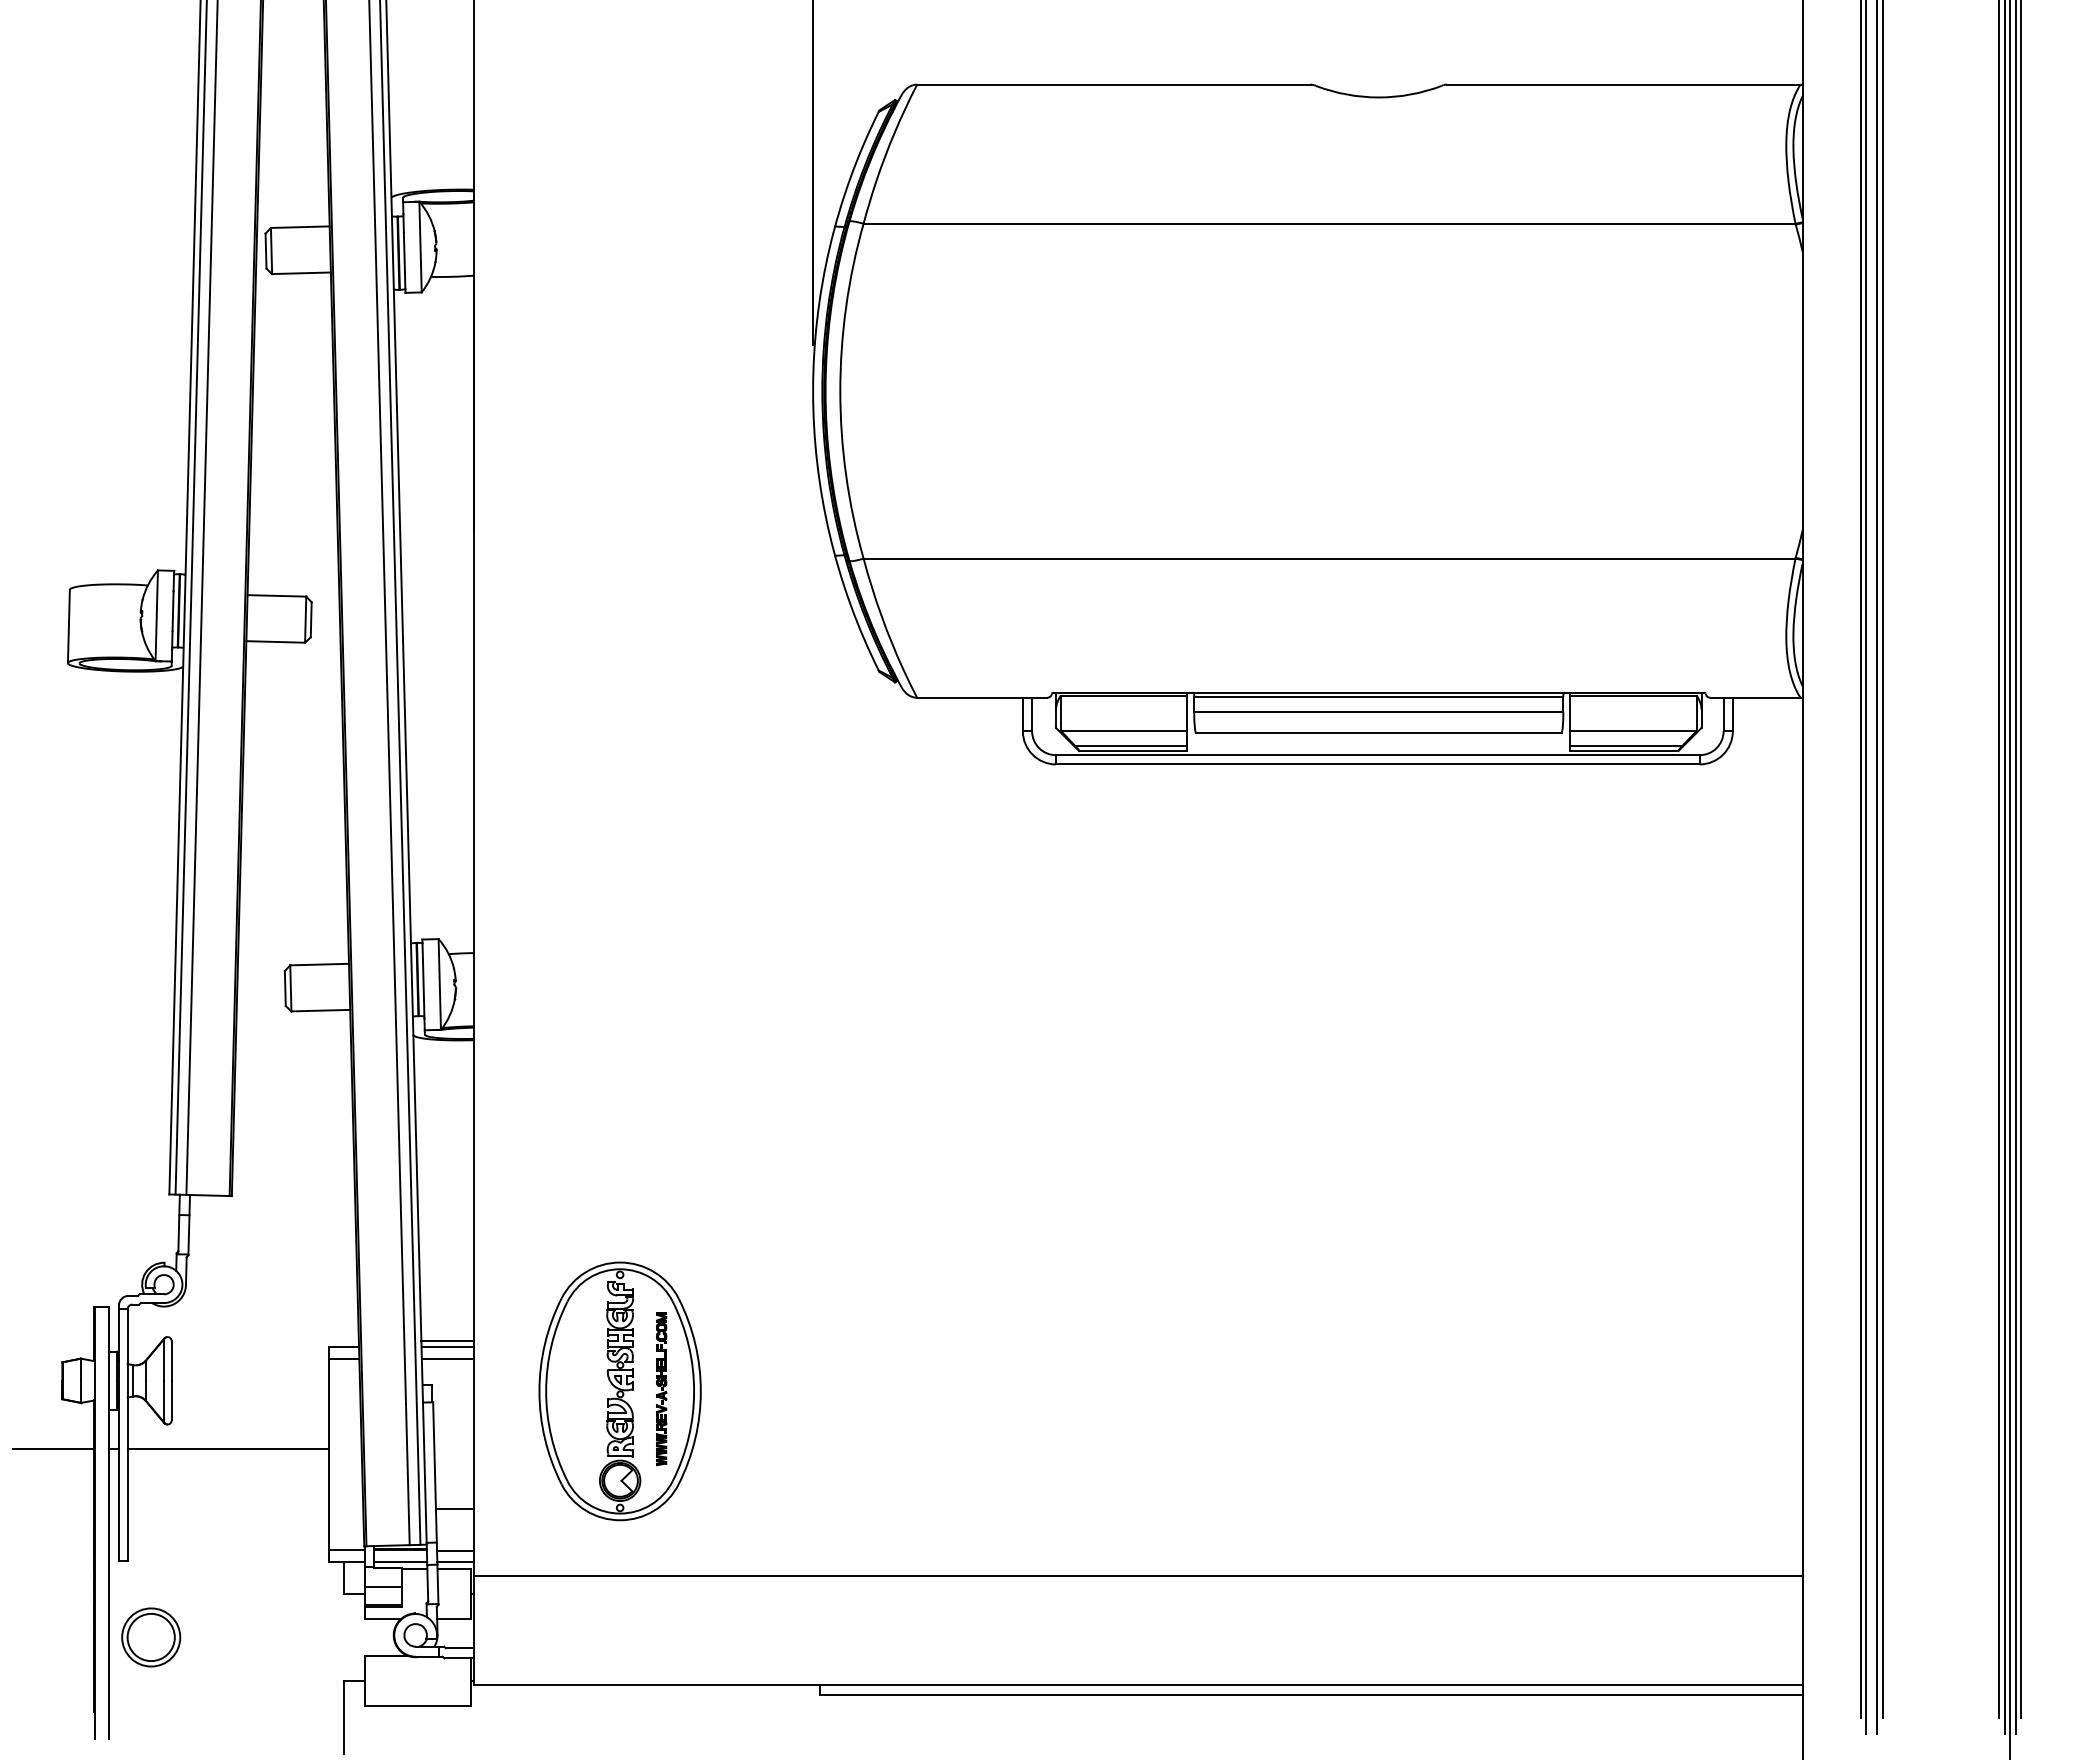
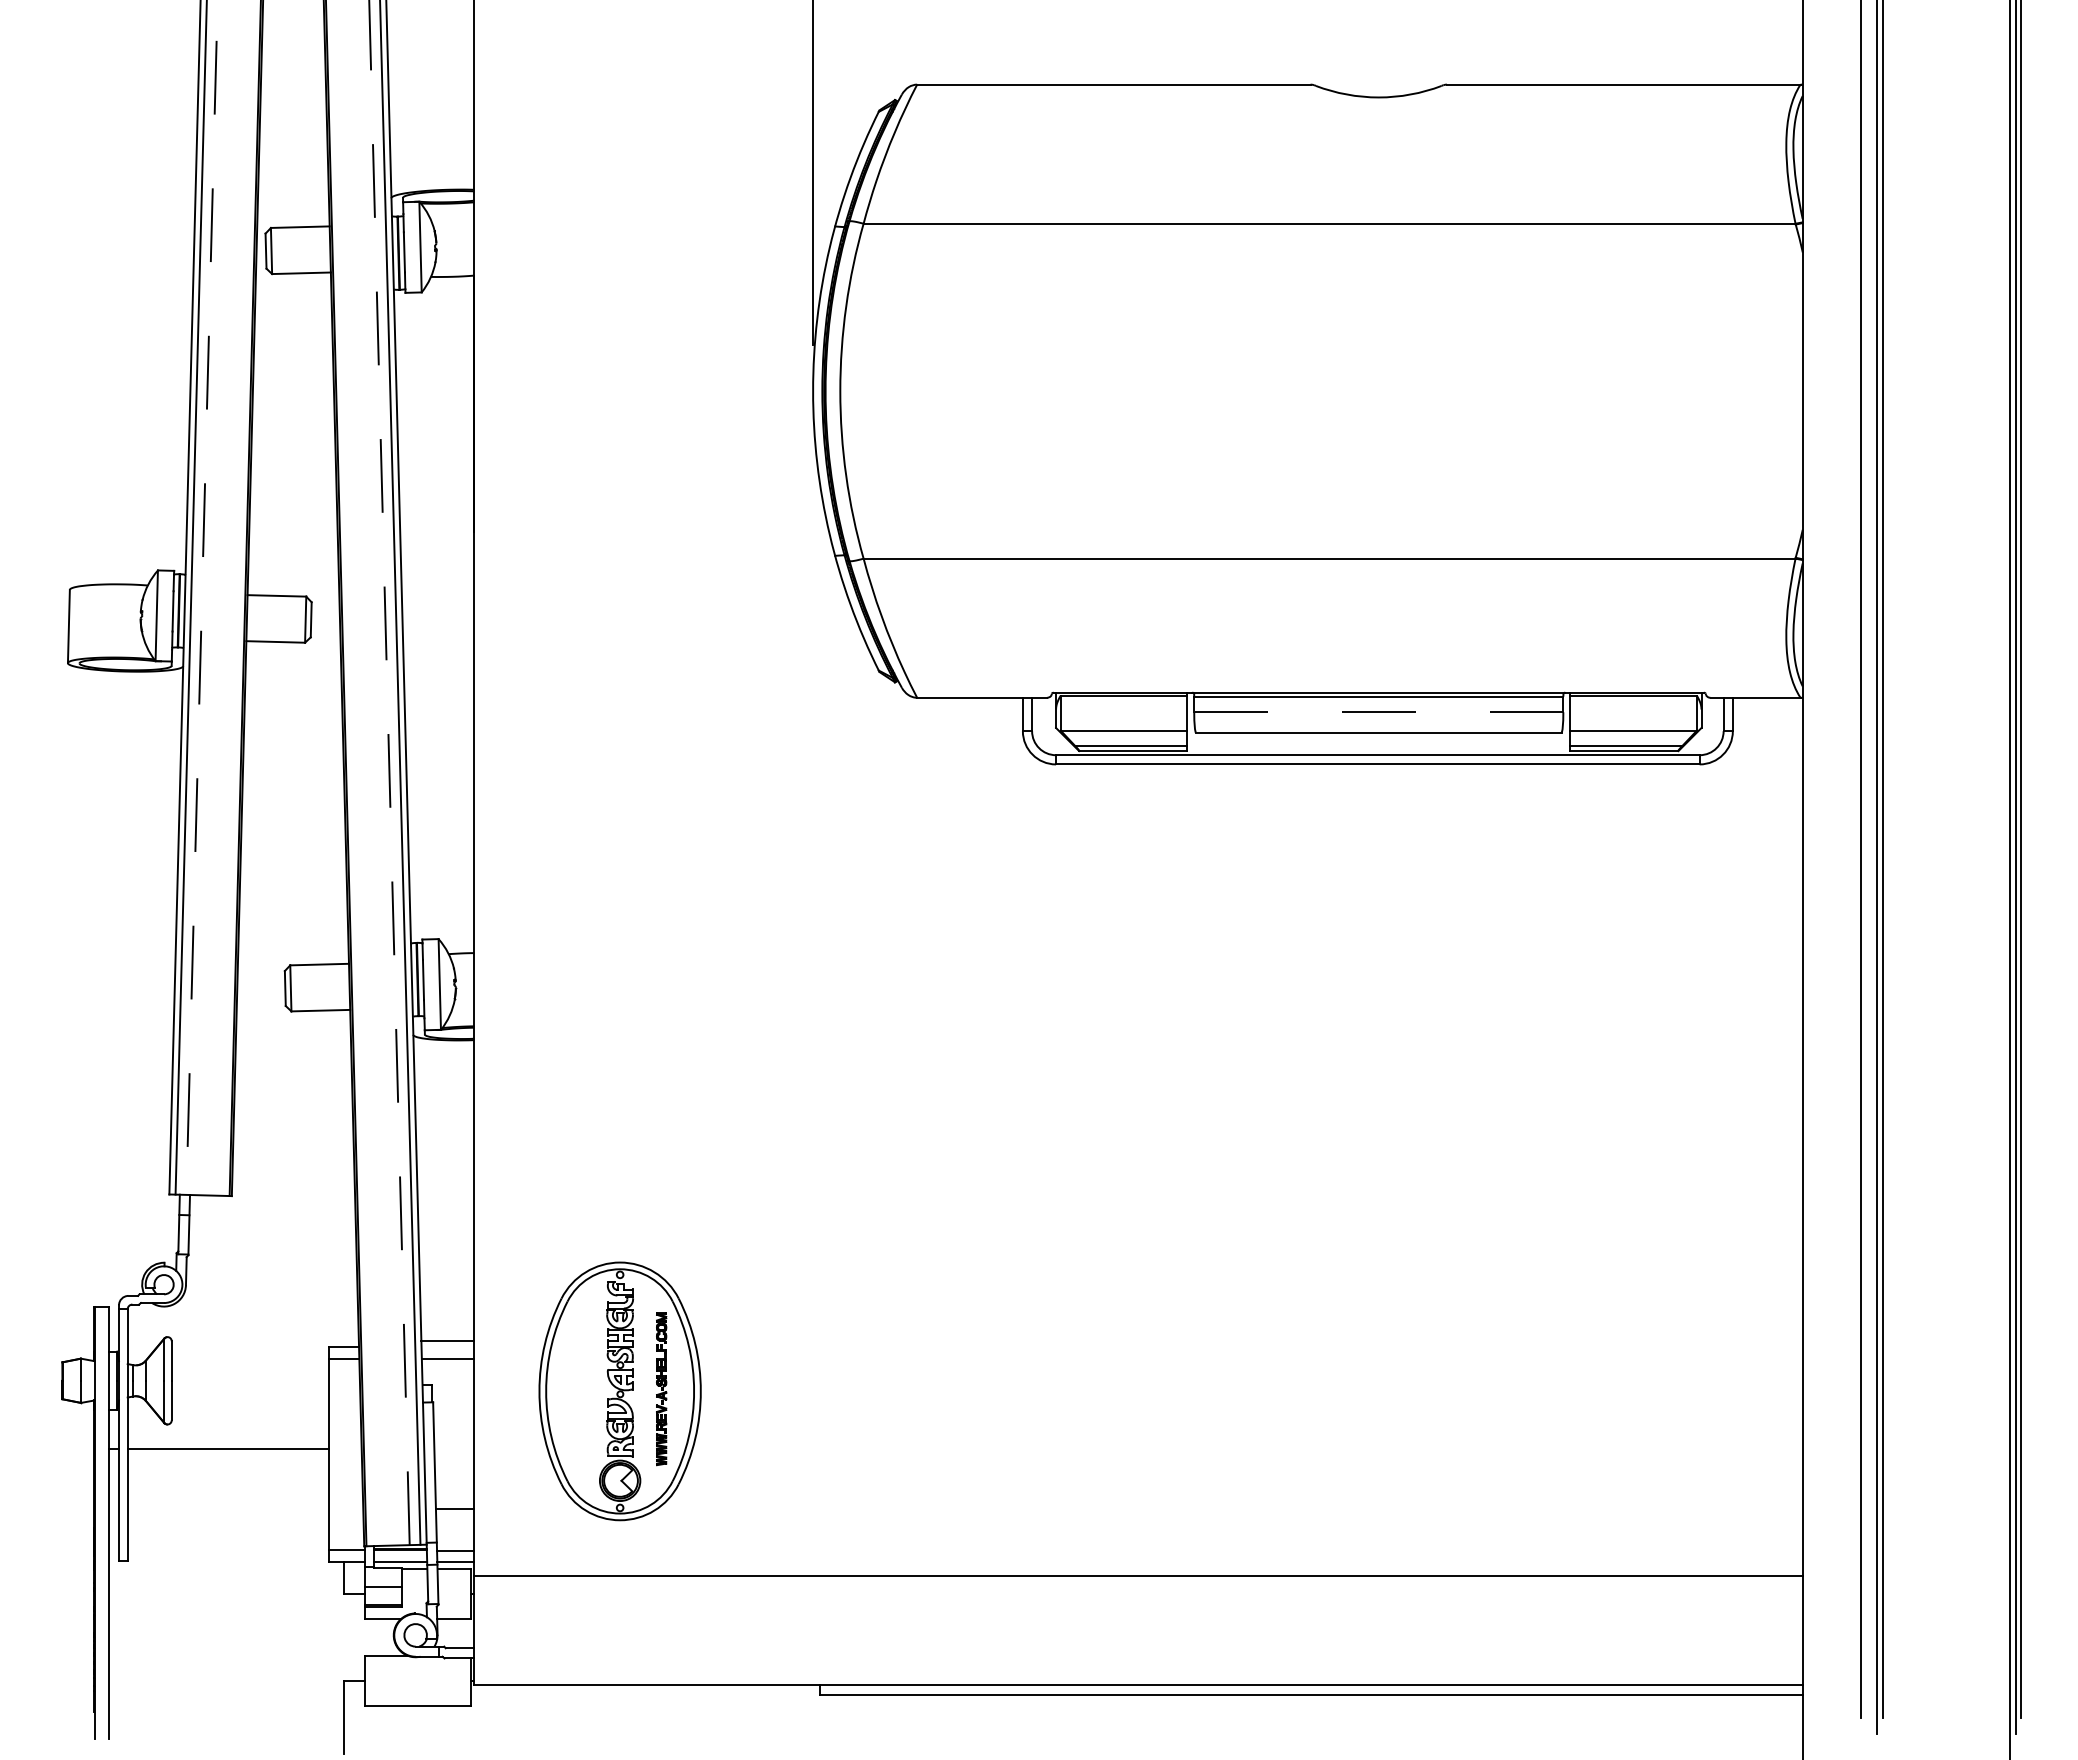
line: solid -> dashed (202, 598)
line: solid -> dashed (1378, 712)
line: solid -> dashed (389, 772)
line: present -> none (1999, 859)
line: present -> none (1866, 868)
line: present -> none (2004, 868)
line: present -> none (447, 1346)
line: present -> none (53, 1448)
part: present -> none (151, 1637)
